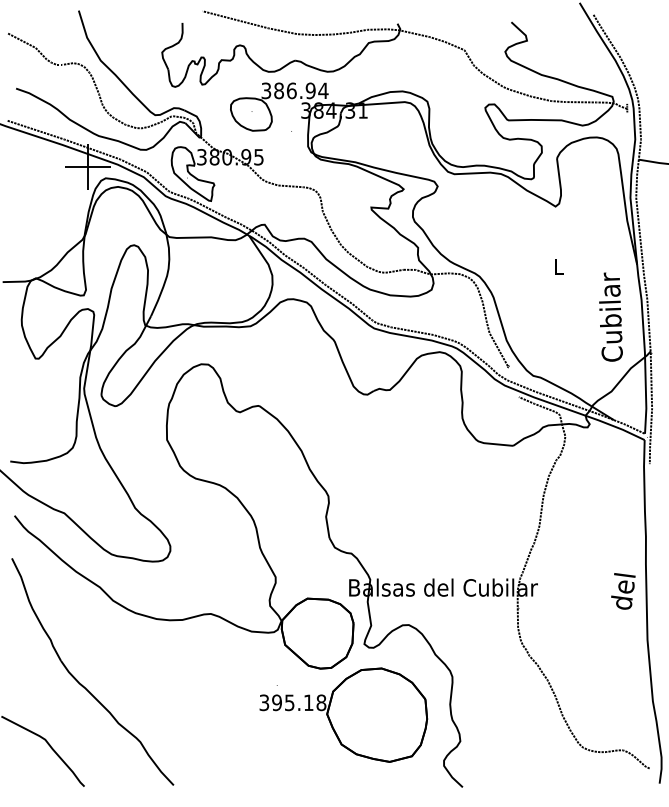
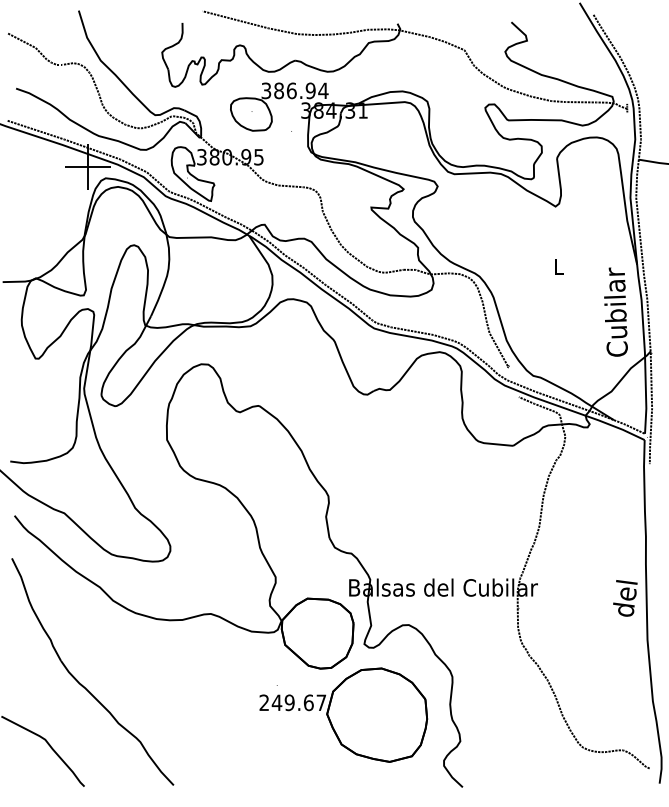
text position: (610, 316) -> (615, 311) (615, 311)
text position: (623, 591) -> (625, 598) (625, 598)
text: 395.18 -> 249.67 (292, 702)
